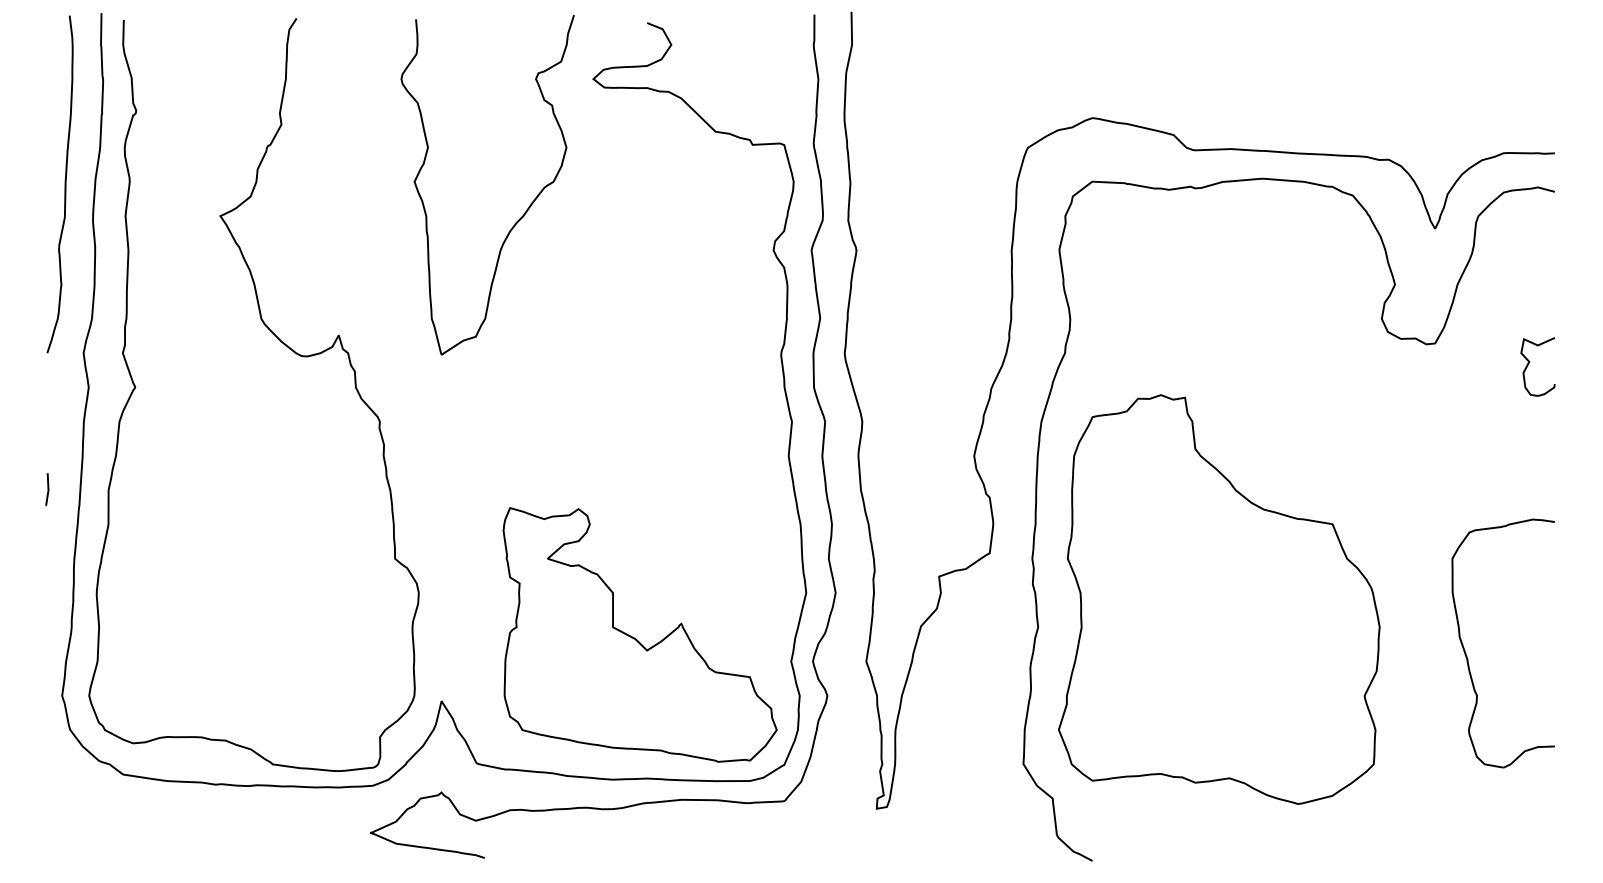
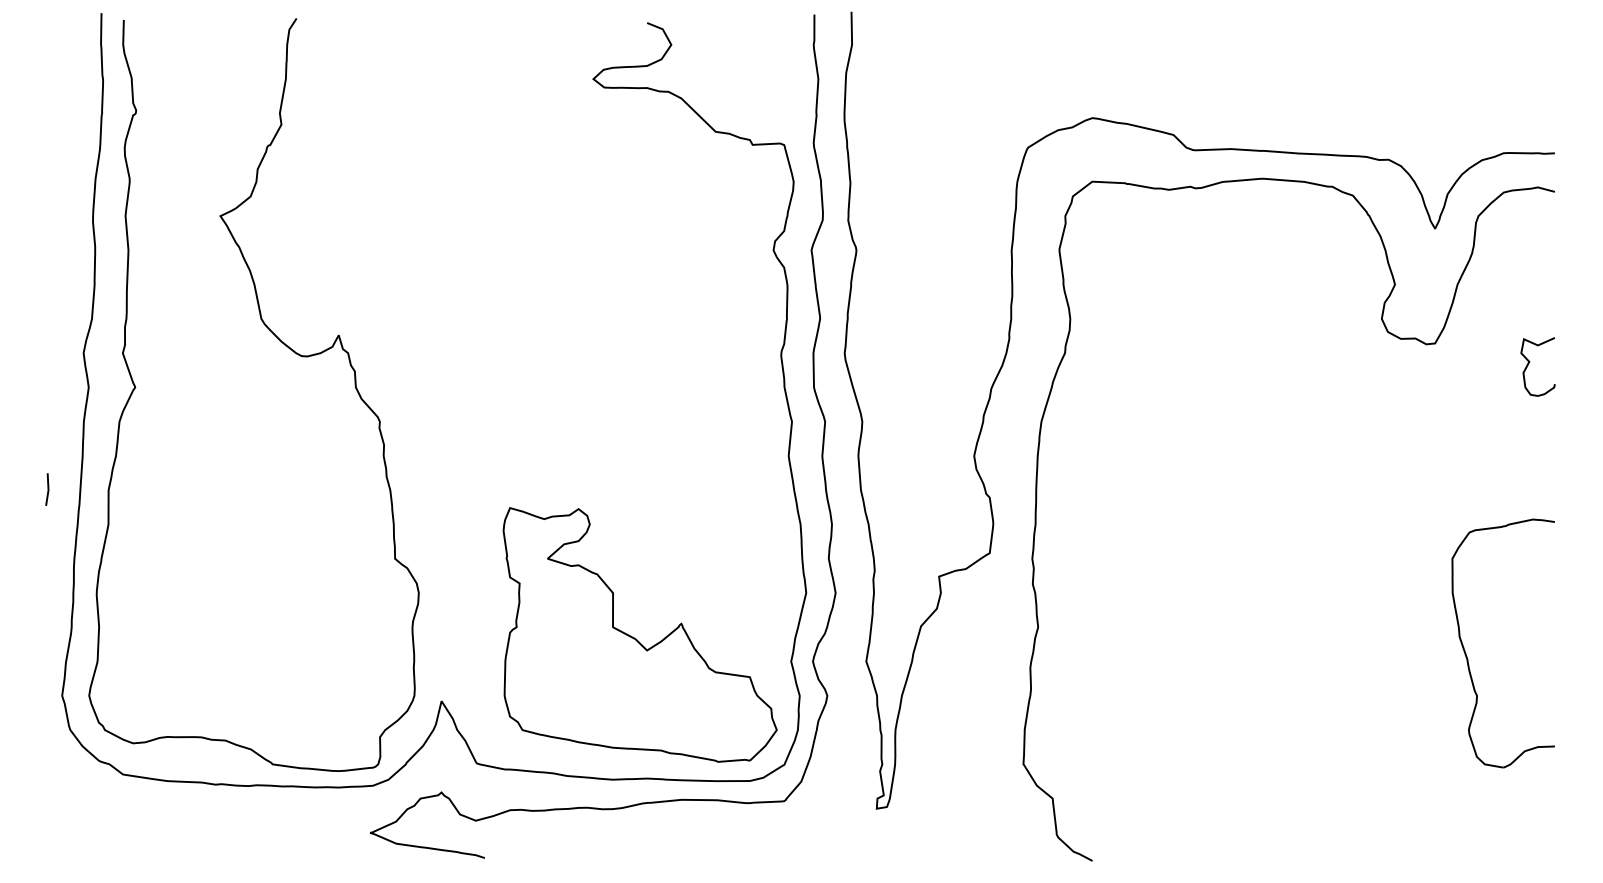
curve: present -> none (64, 184)
curve: present -> none (526, 209)
part: present -> none (1219, 599)
